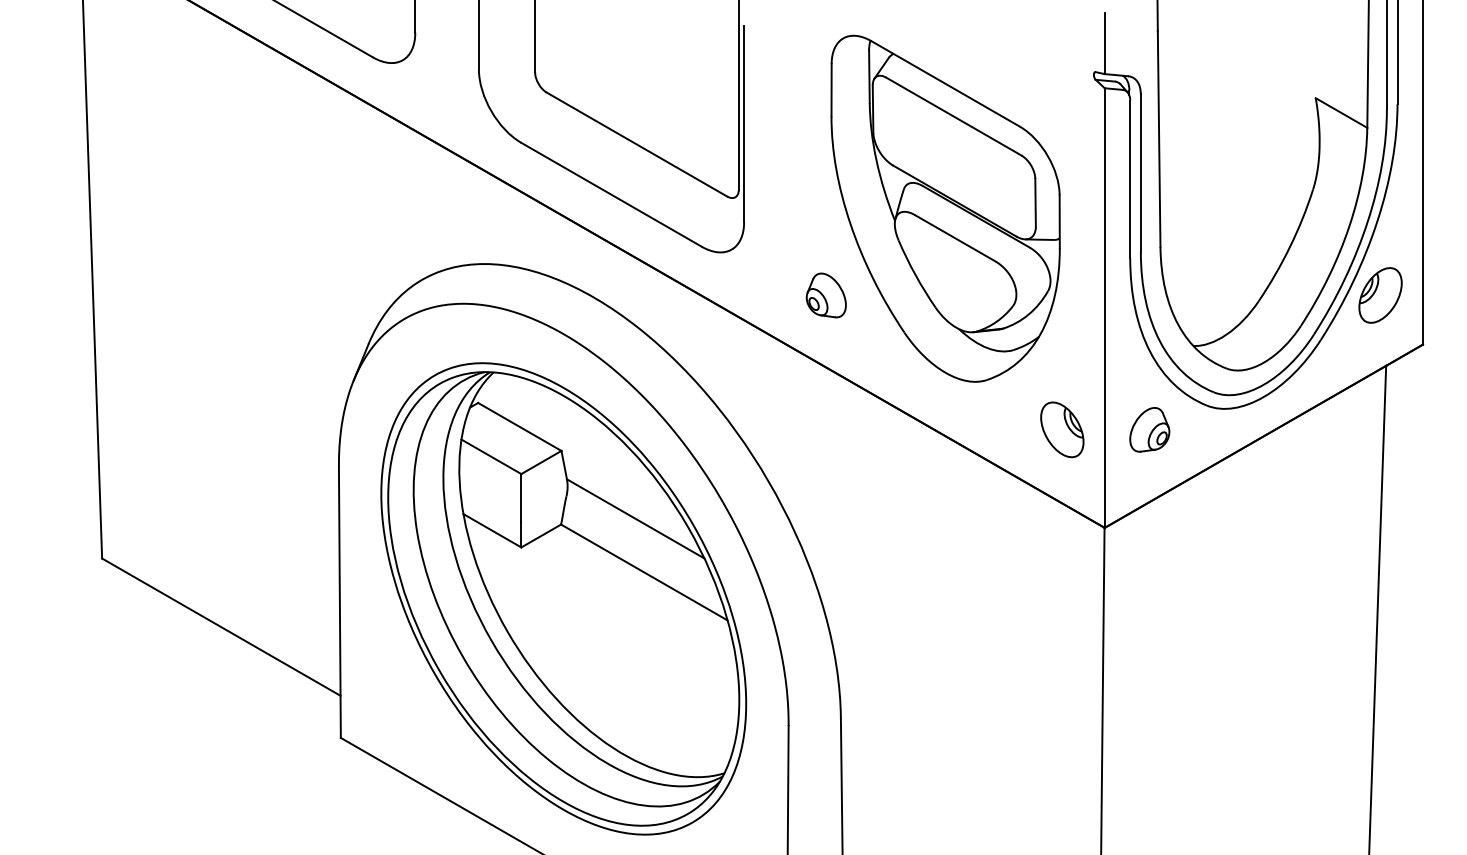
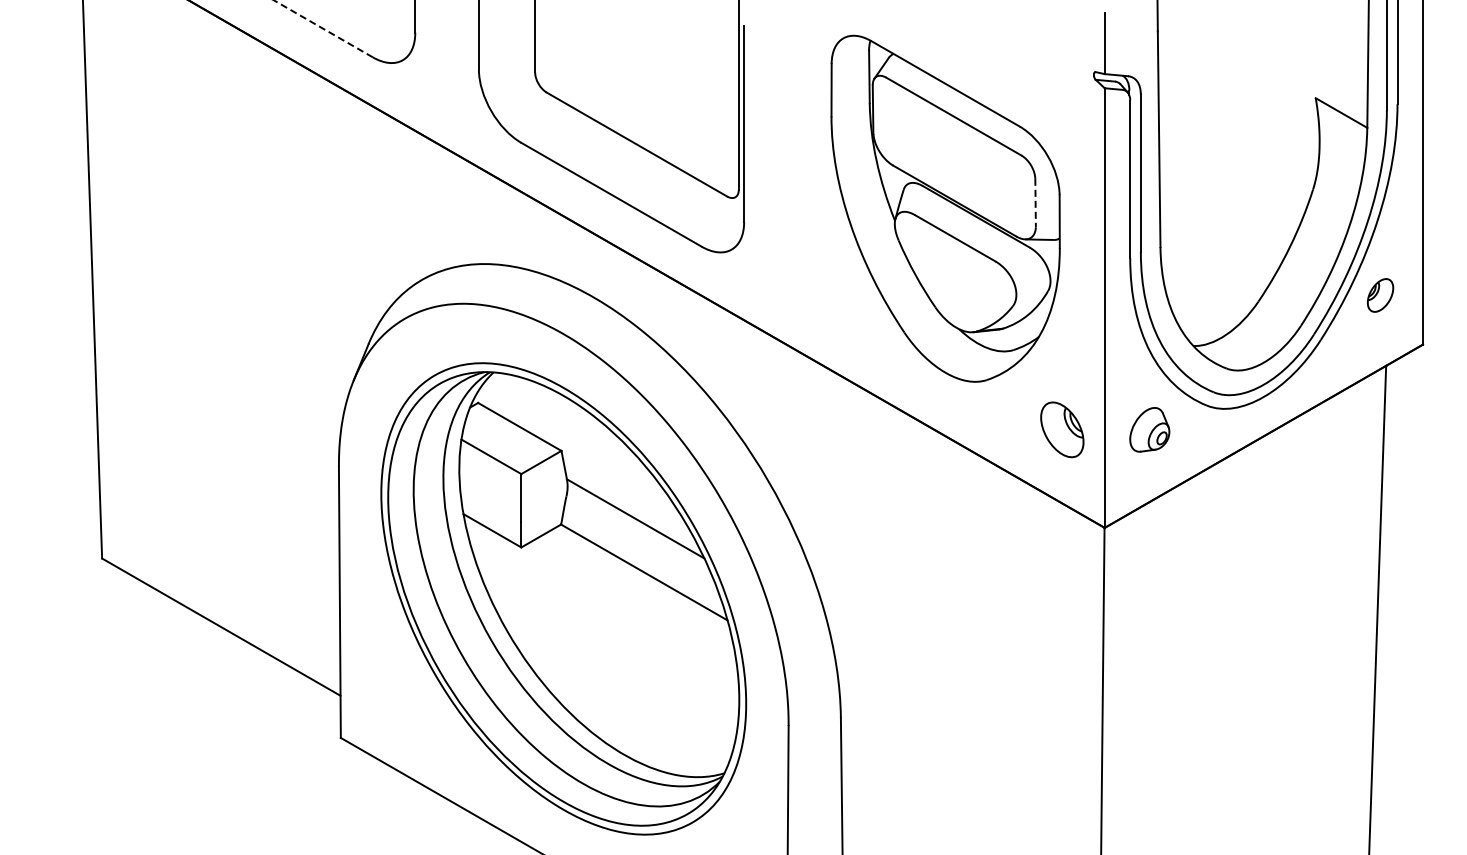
line: solid -> dashed (322, 28)
line: solid -> dashed (1035, 203)
part: present -> none (825, 295)
part size: 45x57 px -> 28x35 px (1380, 295)
